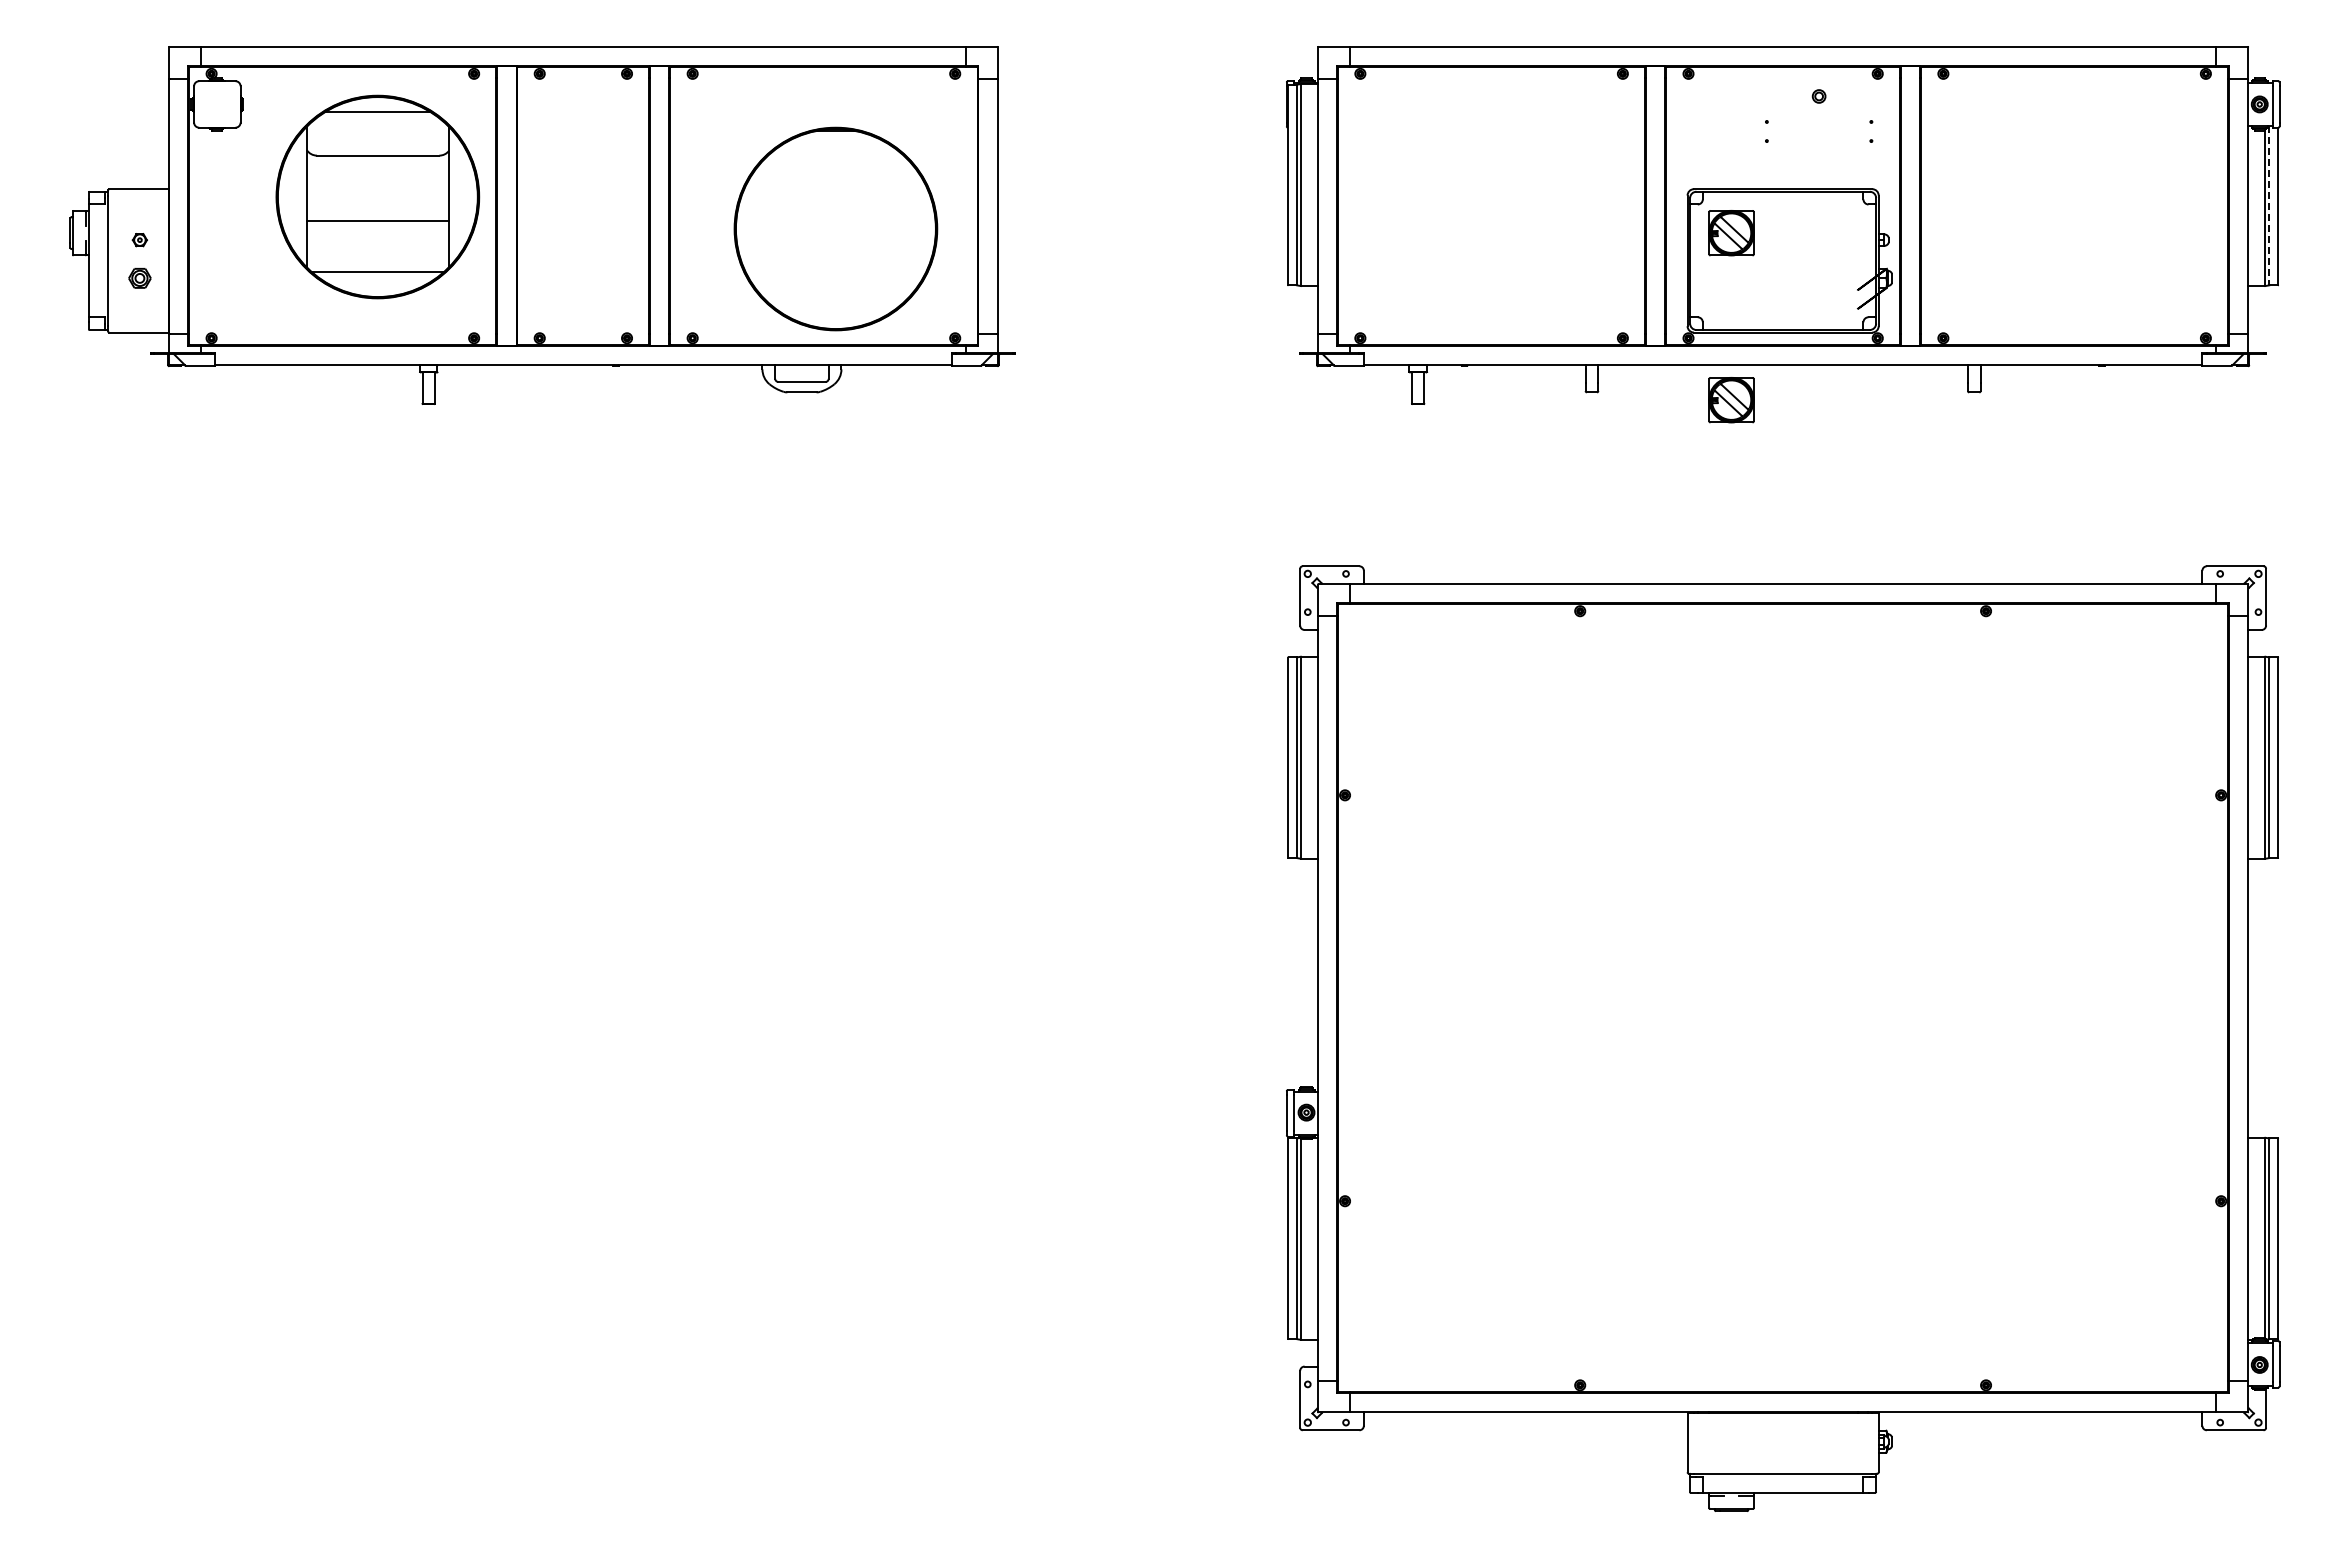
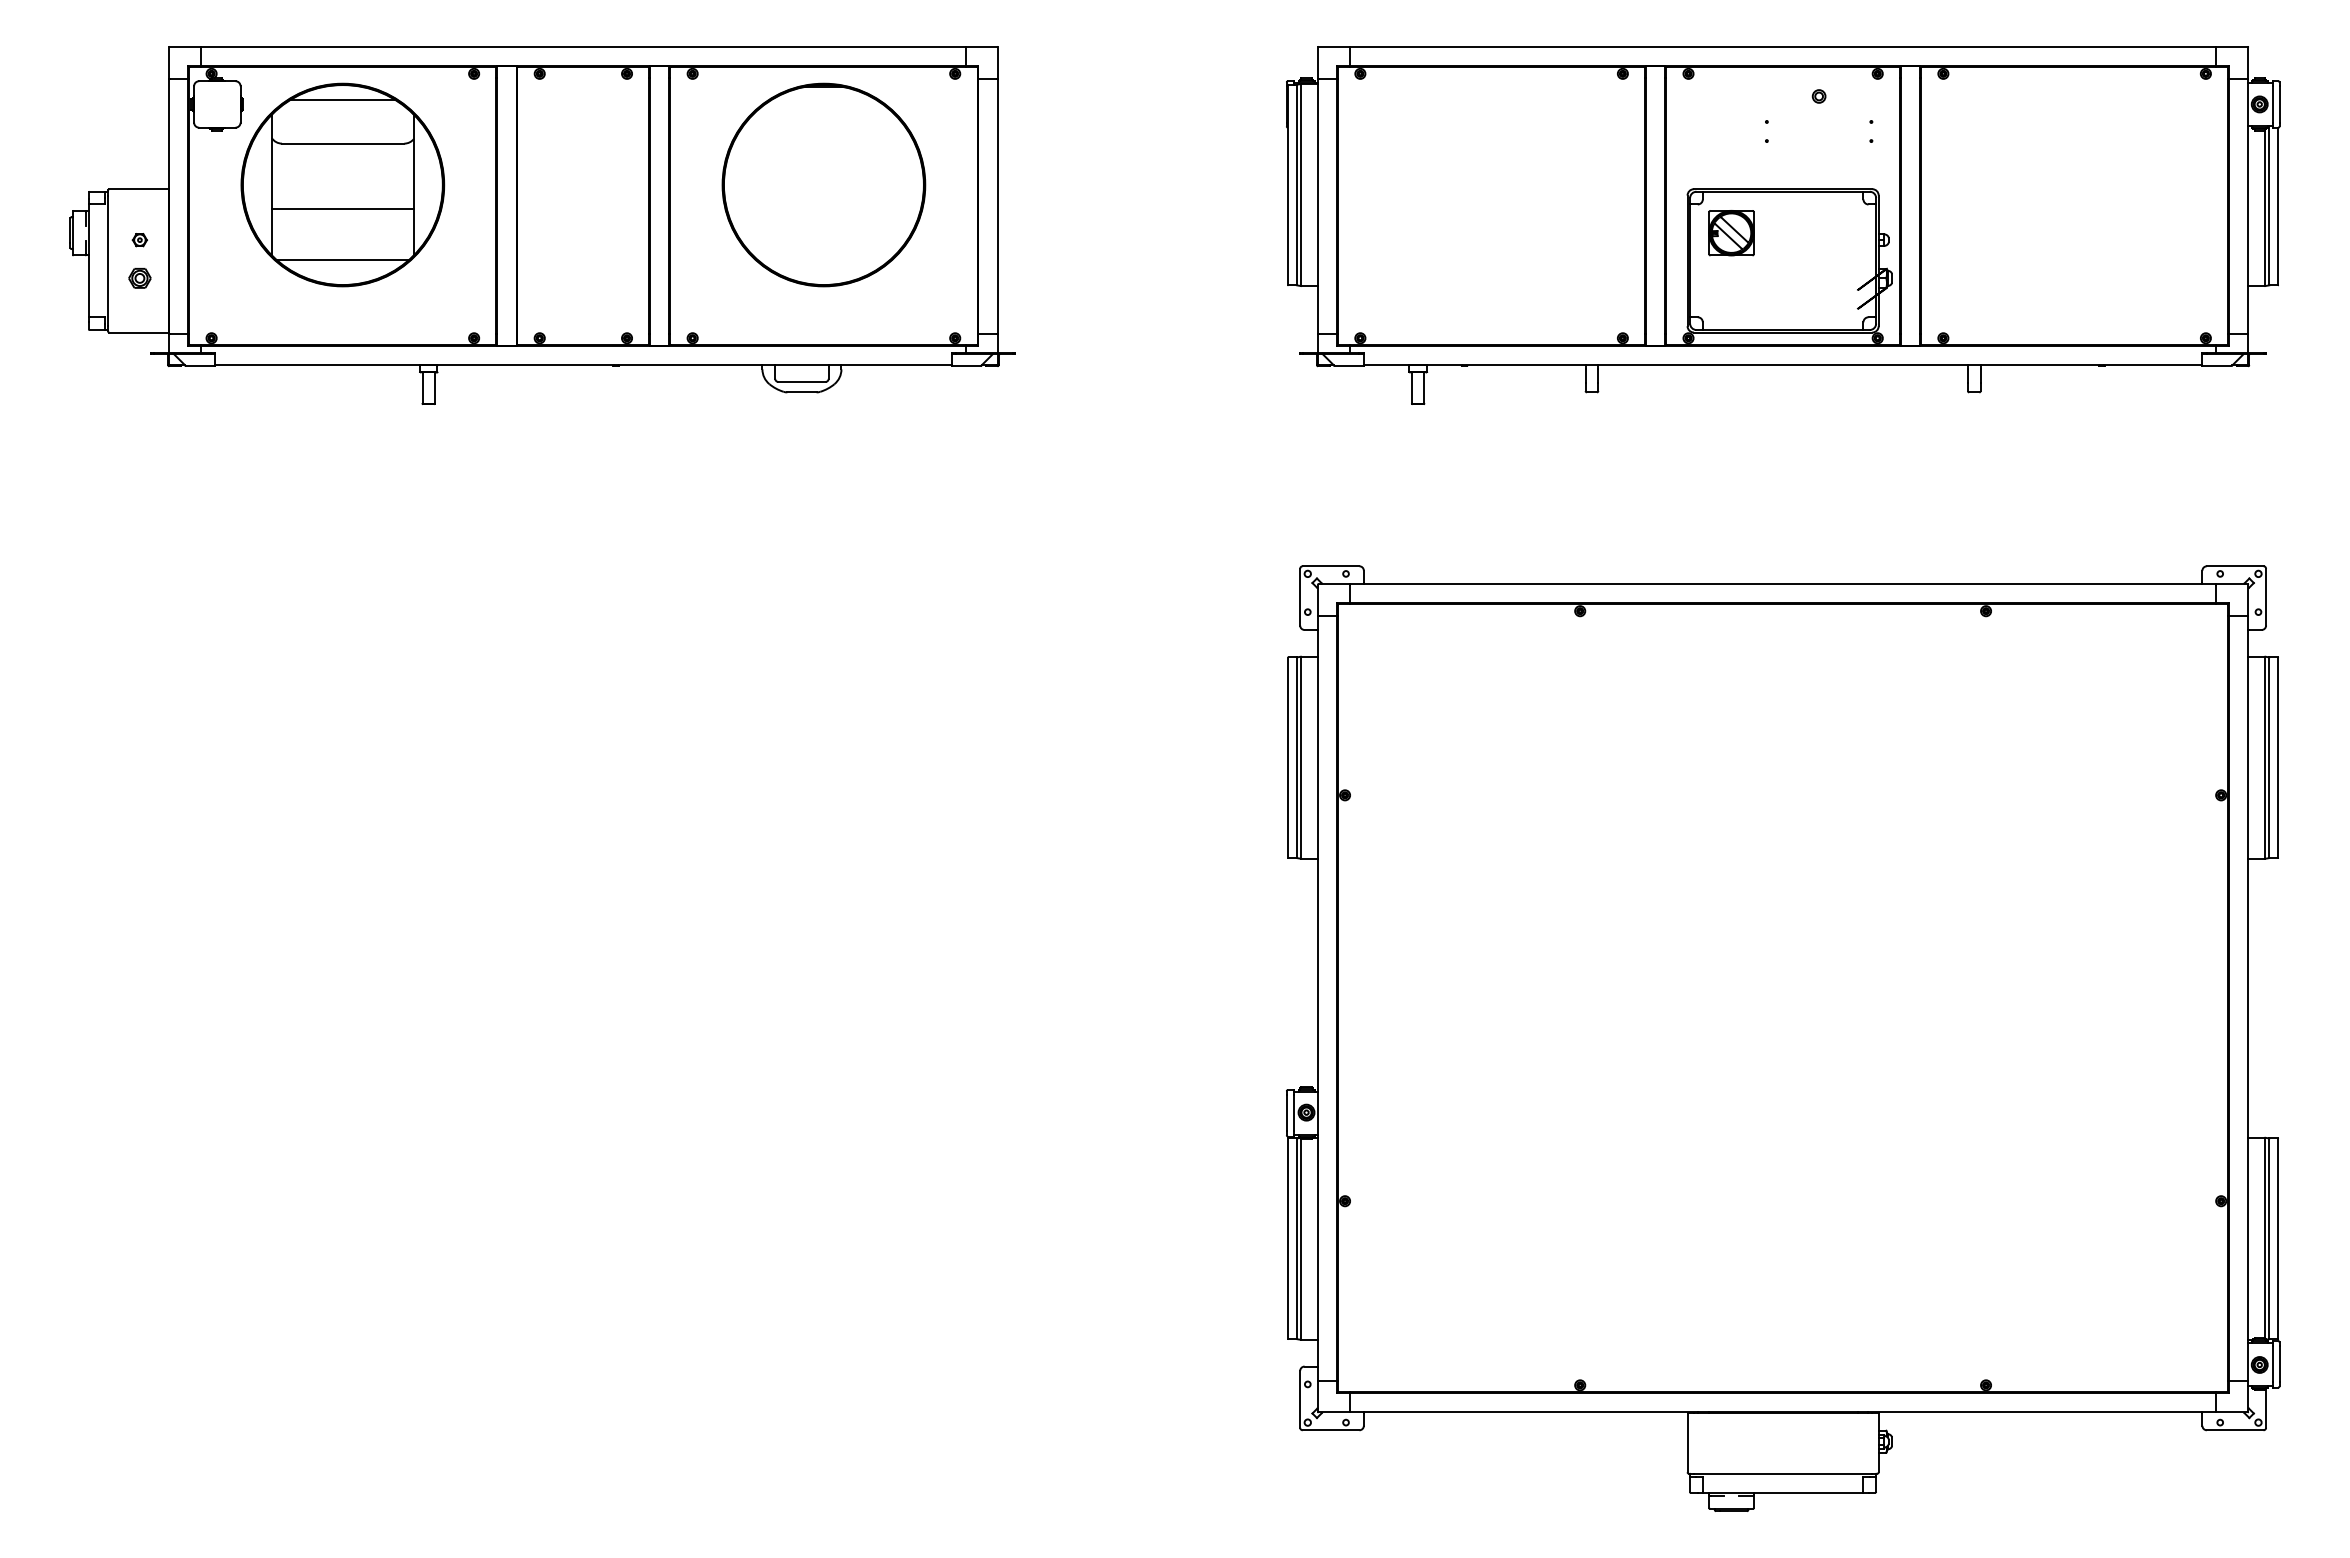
part position: (377, 196) -> (342, 184) (342, 184)
line: dashed -> solid (2269, 205)
part position: (835, 228) -> (823, 184) (823, 184)
part: present -> none (1731, 400)
